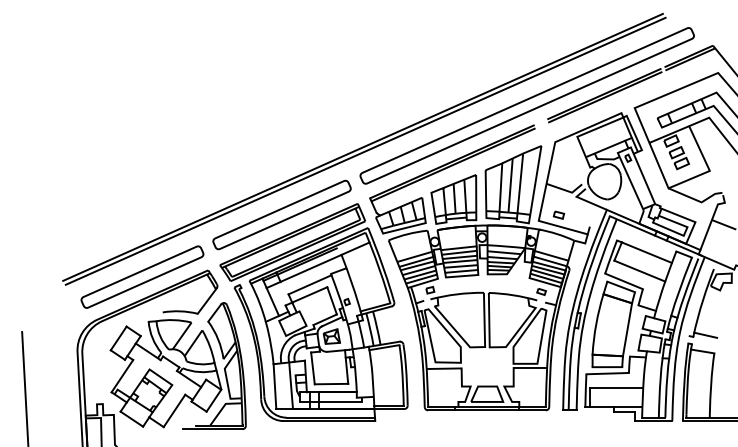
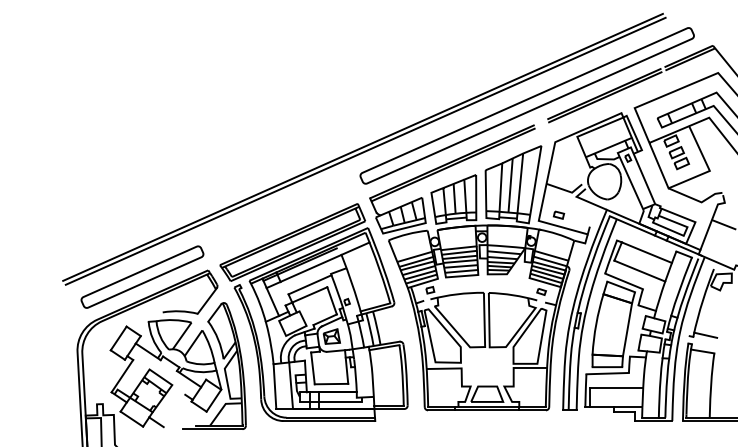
part: present -> none (281, 214)
line: present -> none (25, 387)
line: present -> none (174, 410)
